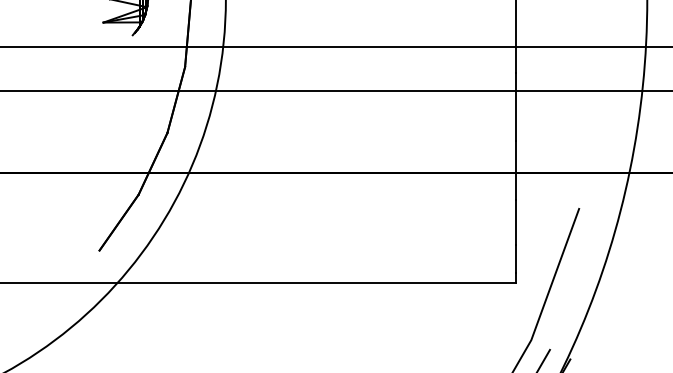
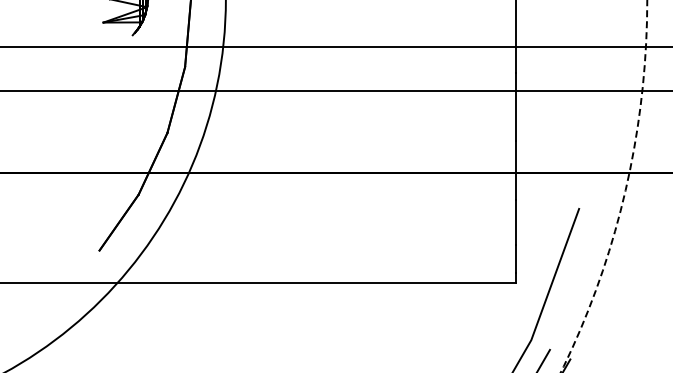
circle: solid -> dashed (603, 186)
